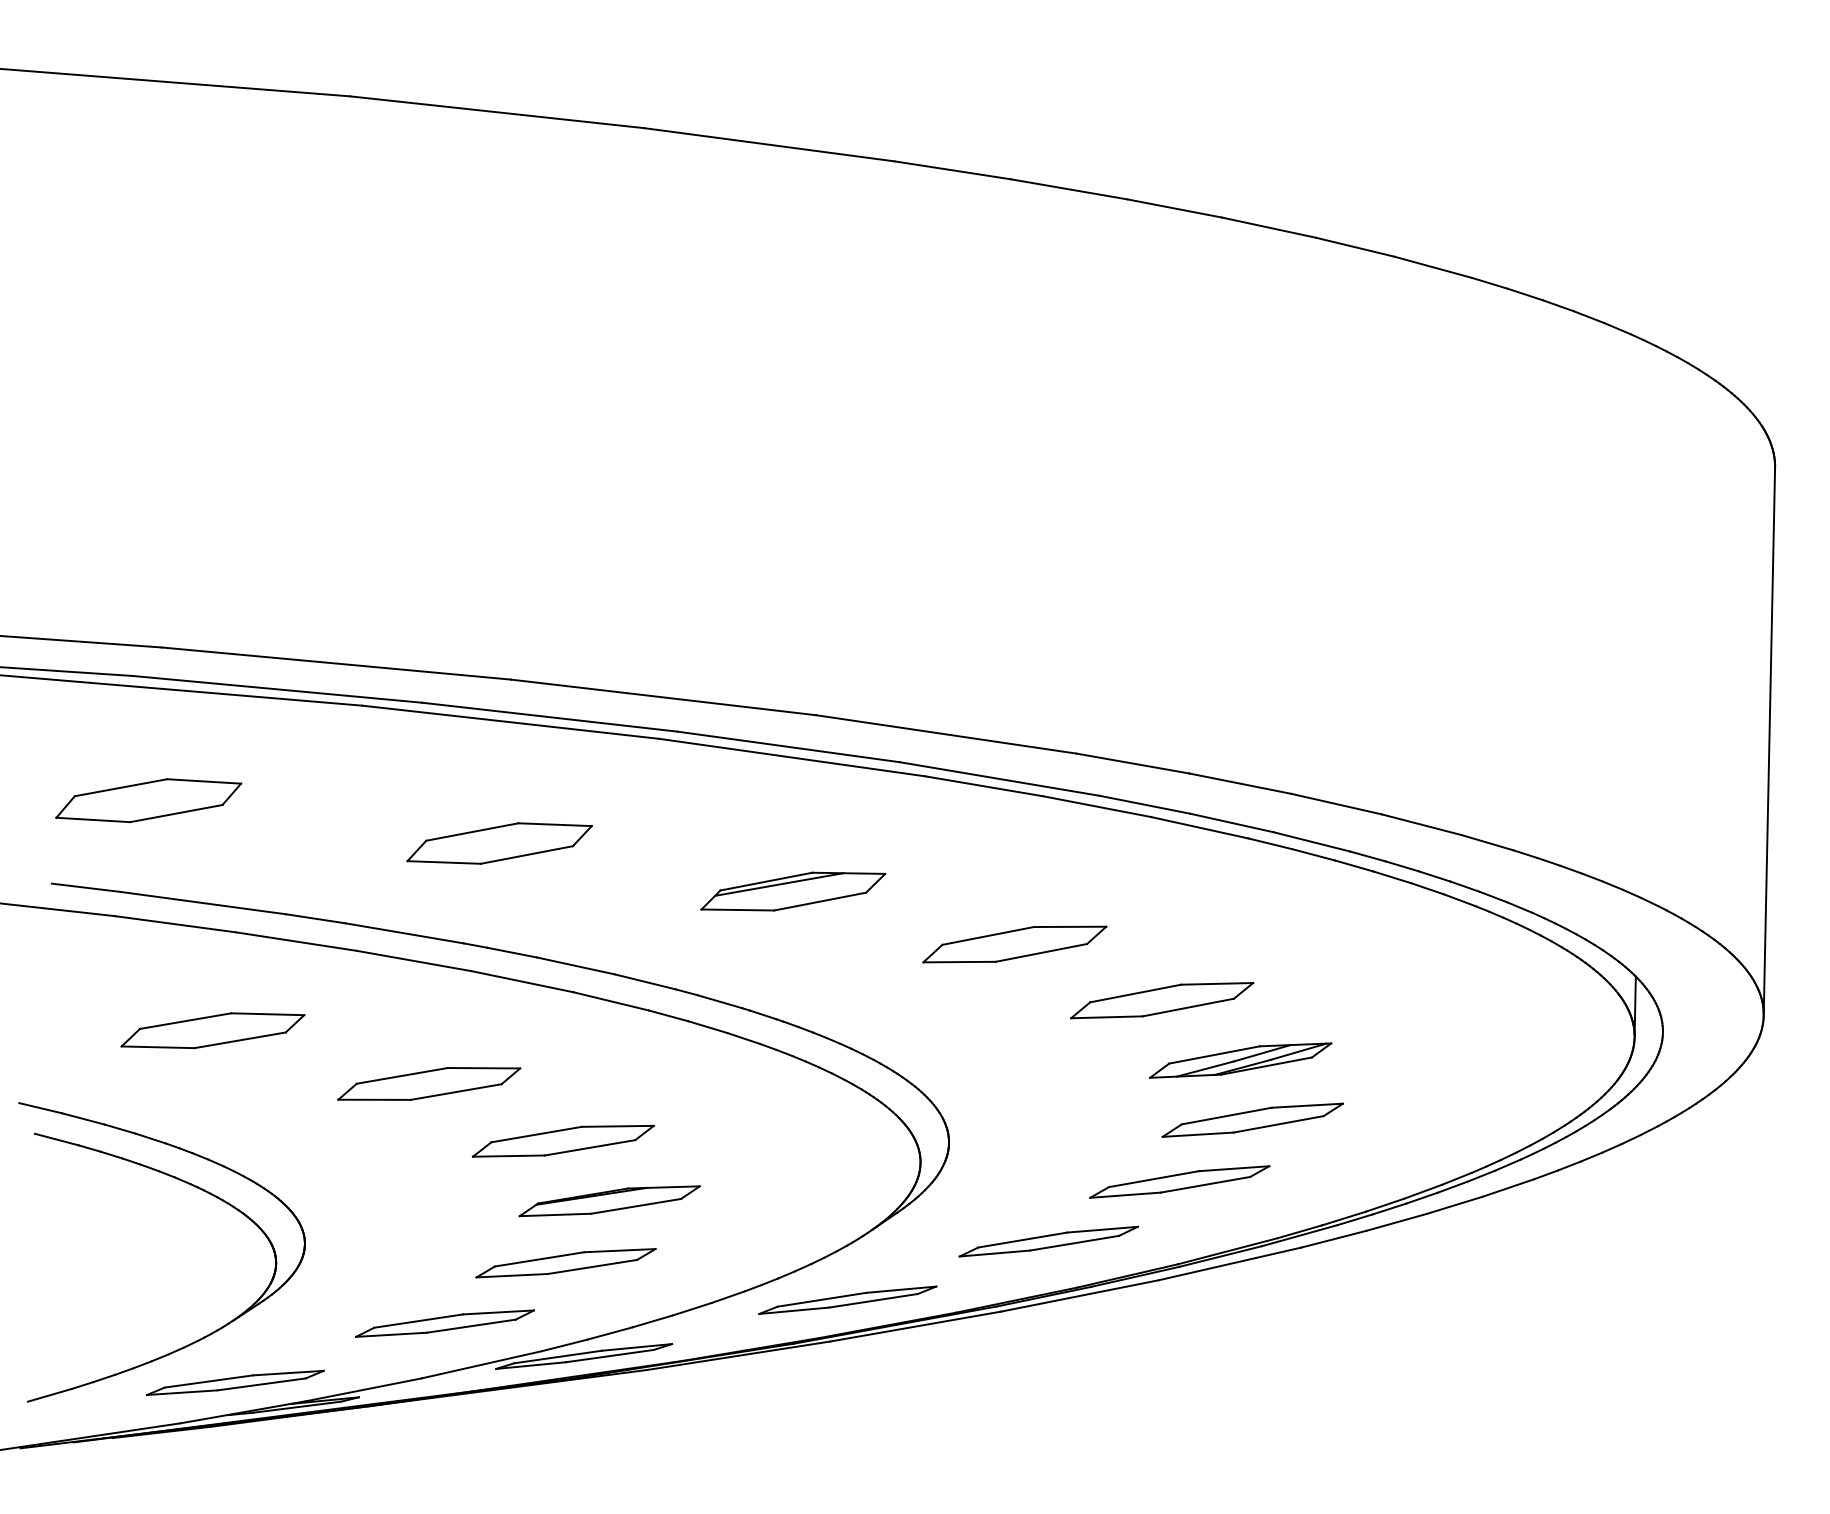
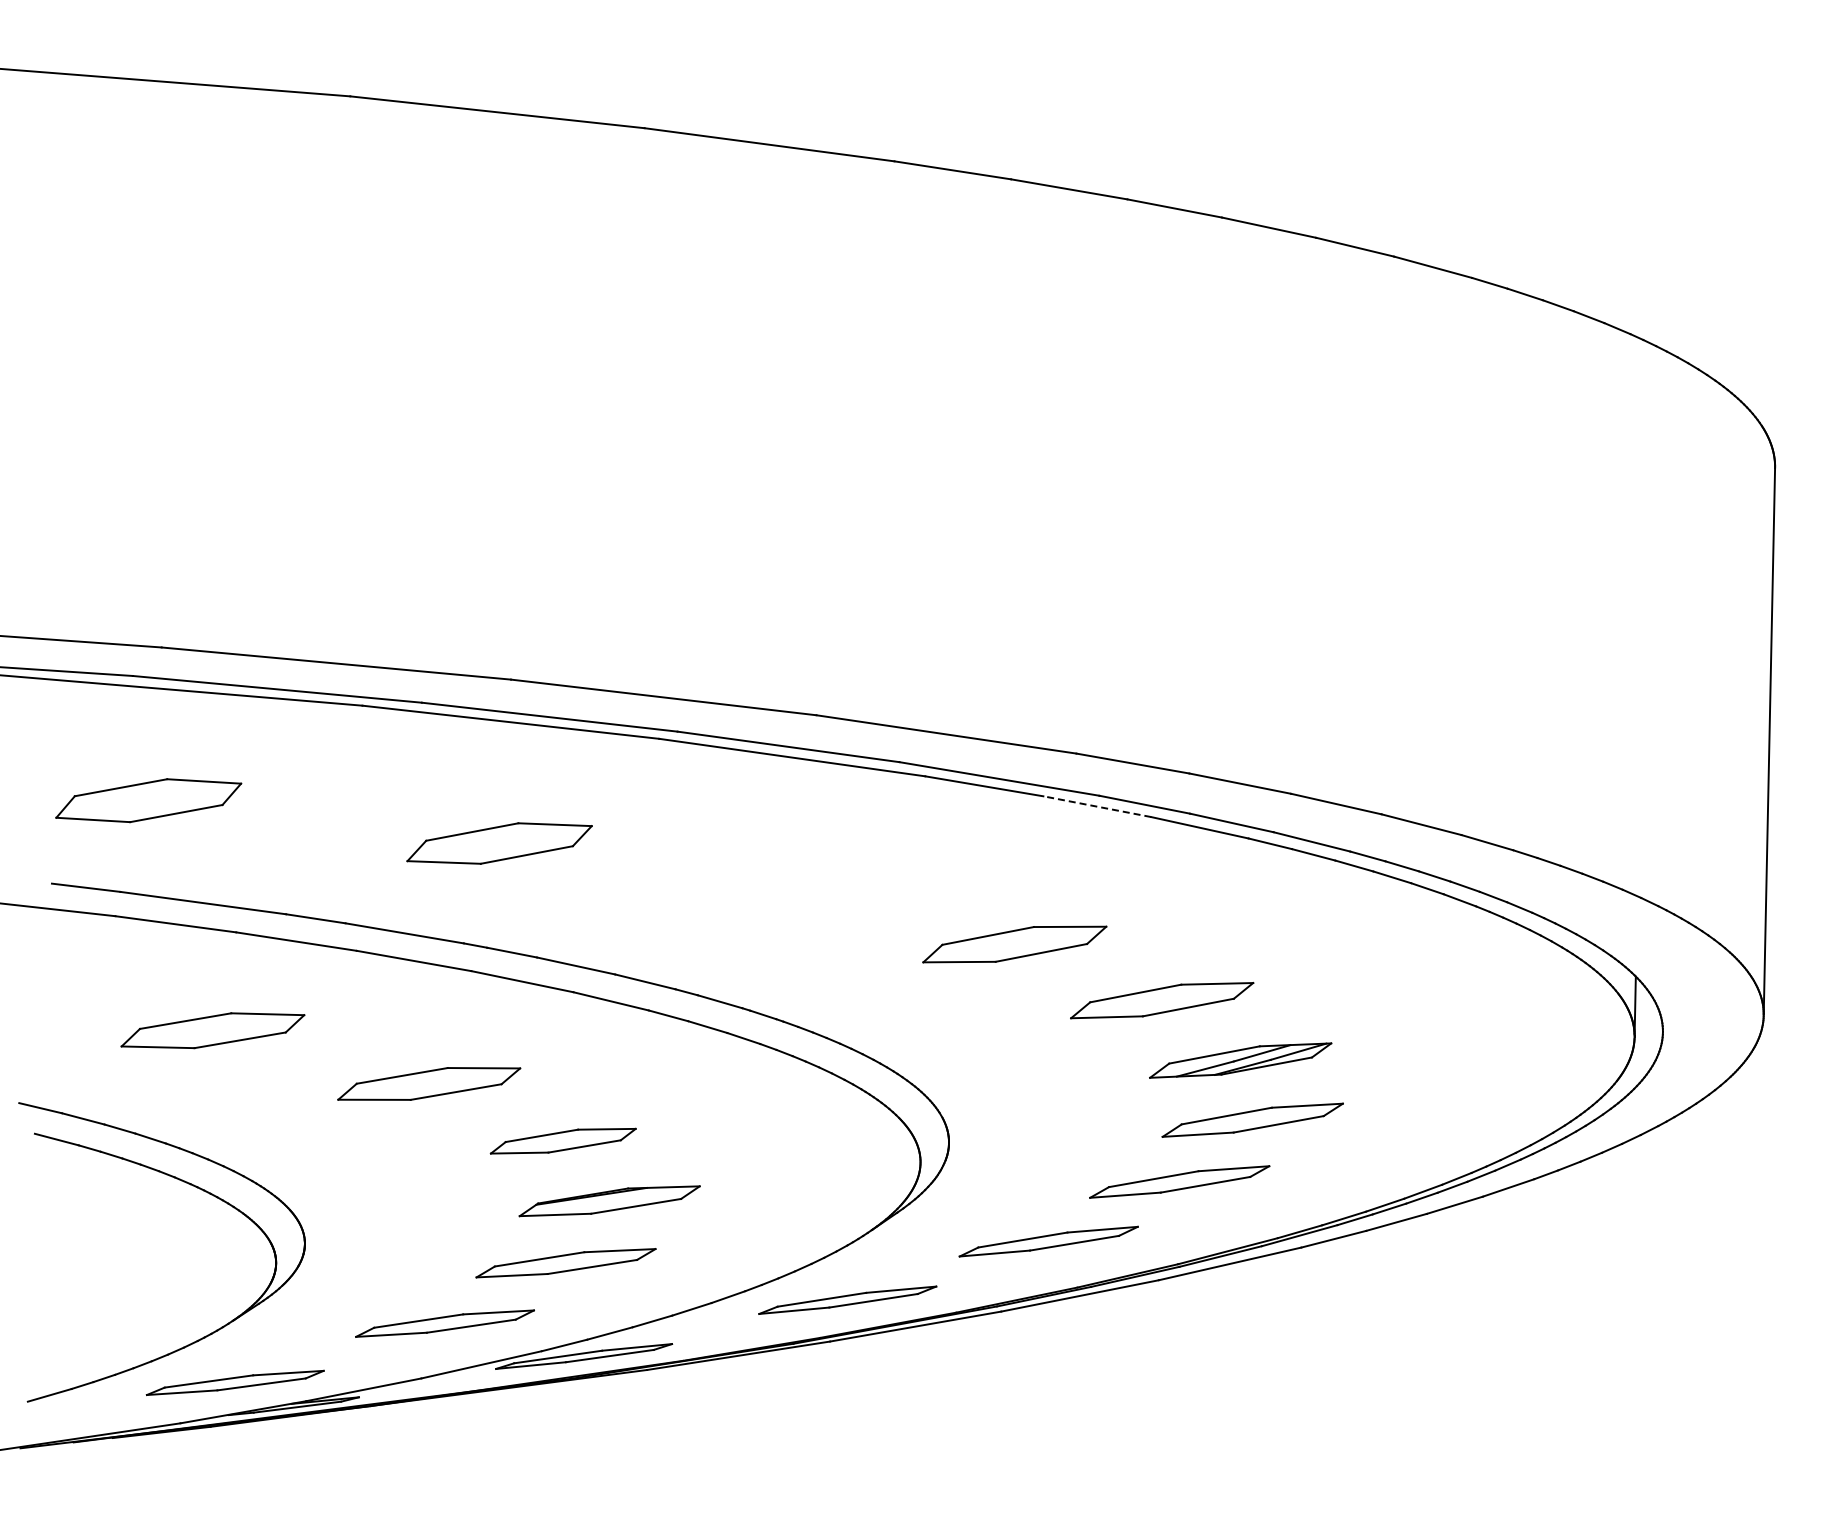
line: solid -> dashed (1097, 806)
part: present -> none (793, 891)
part size: 184x34 px -> 148x28 px (562, 1140)
